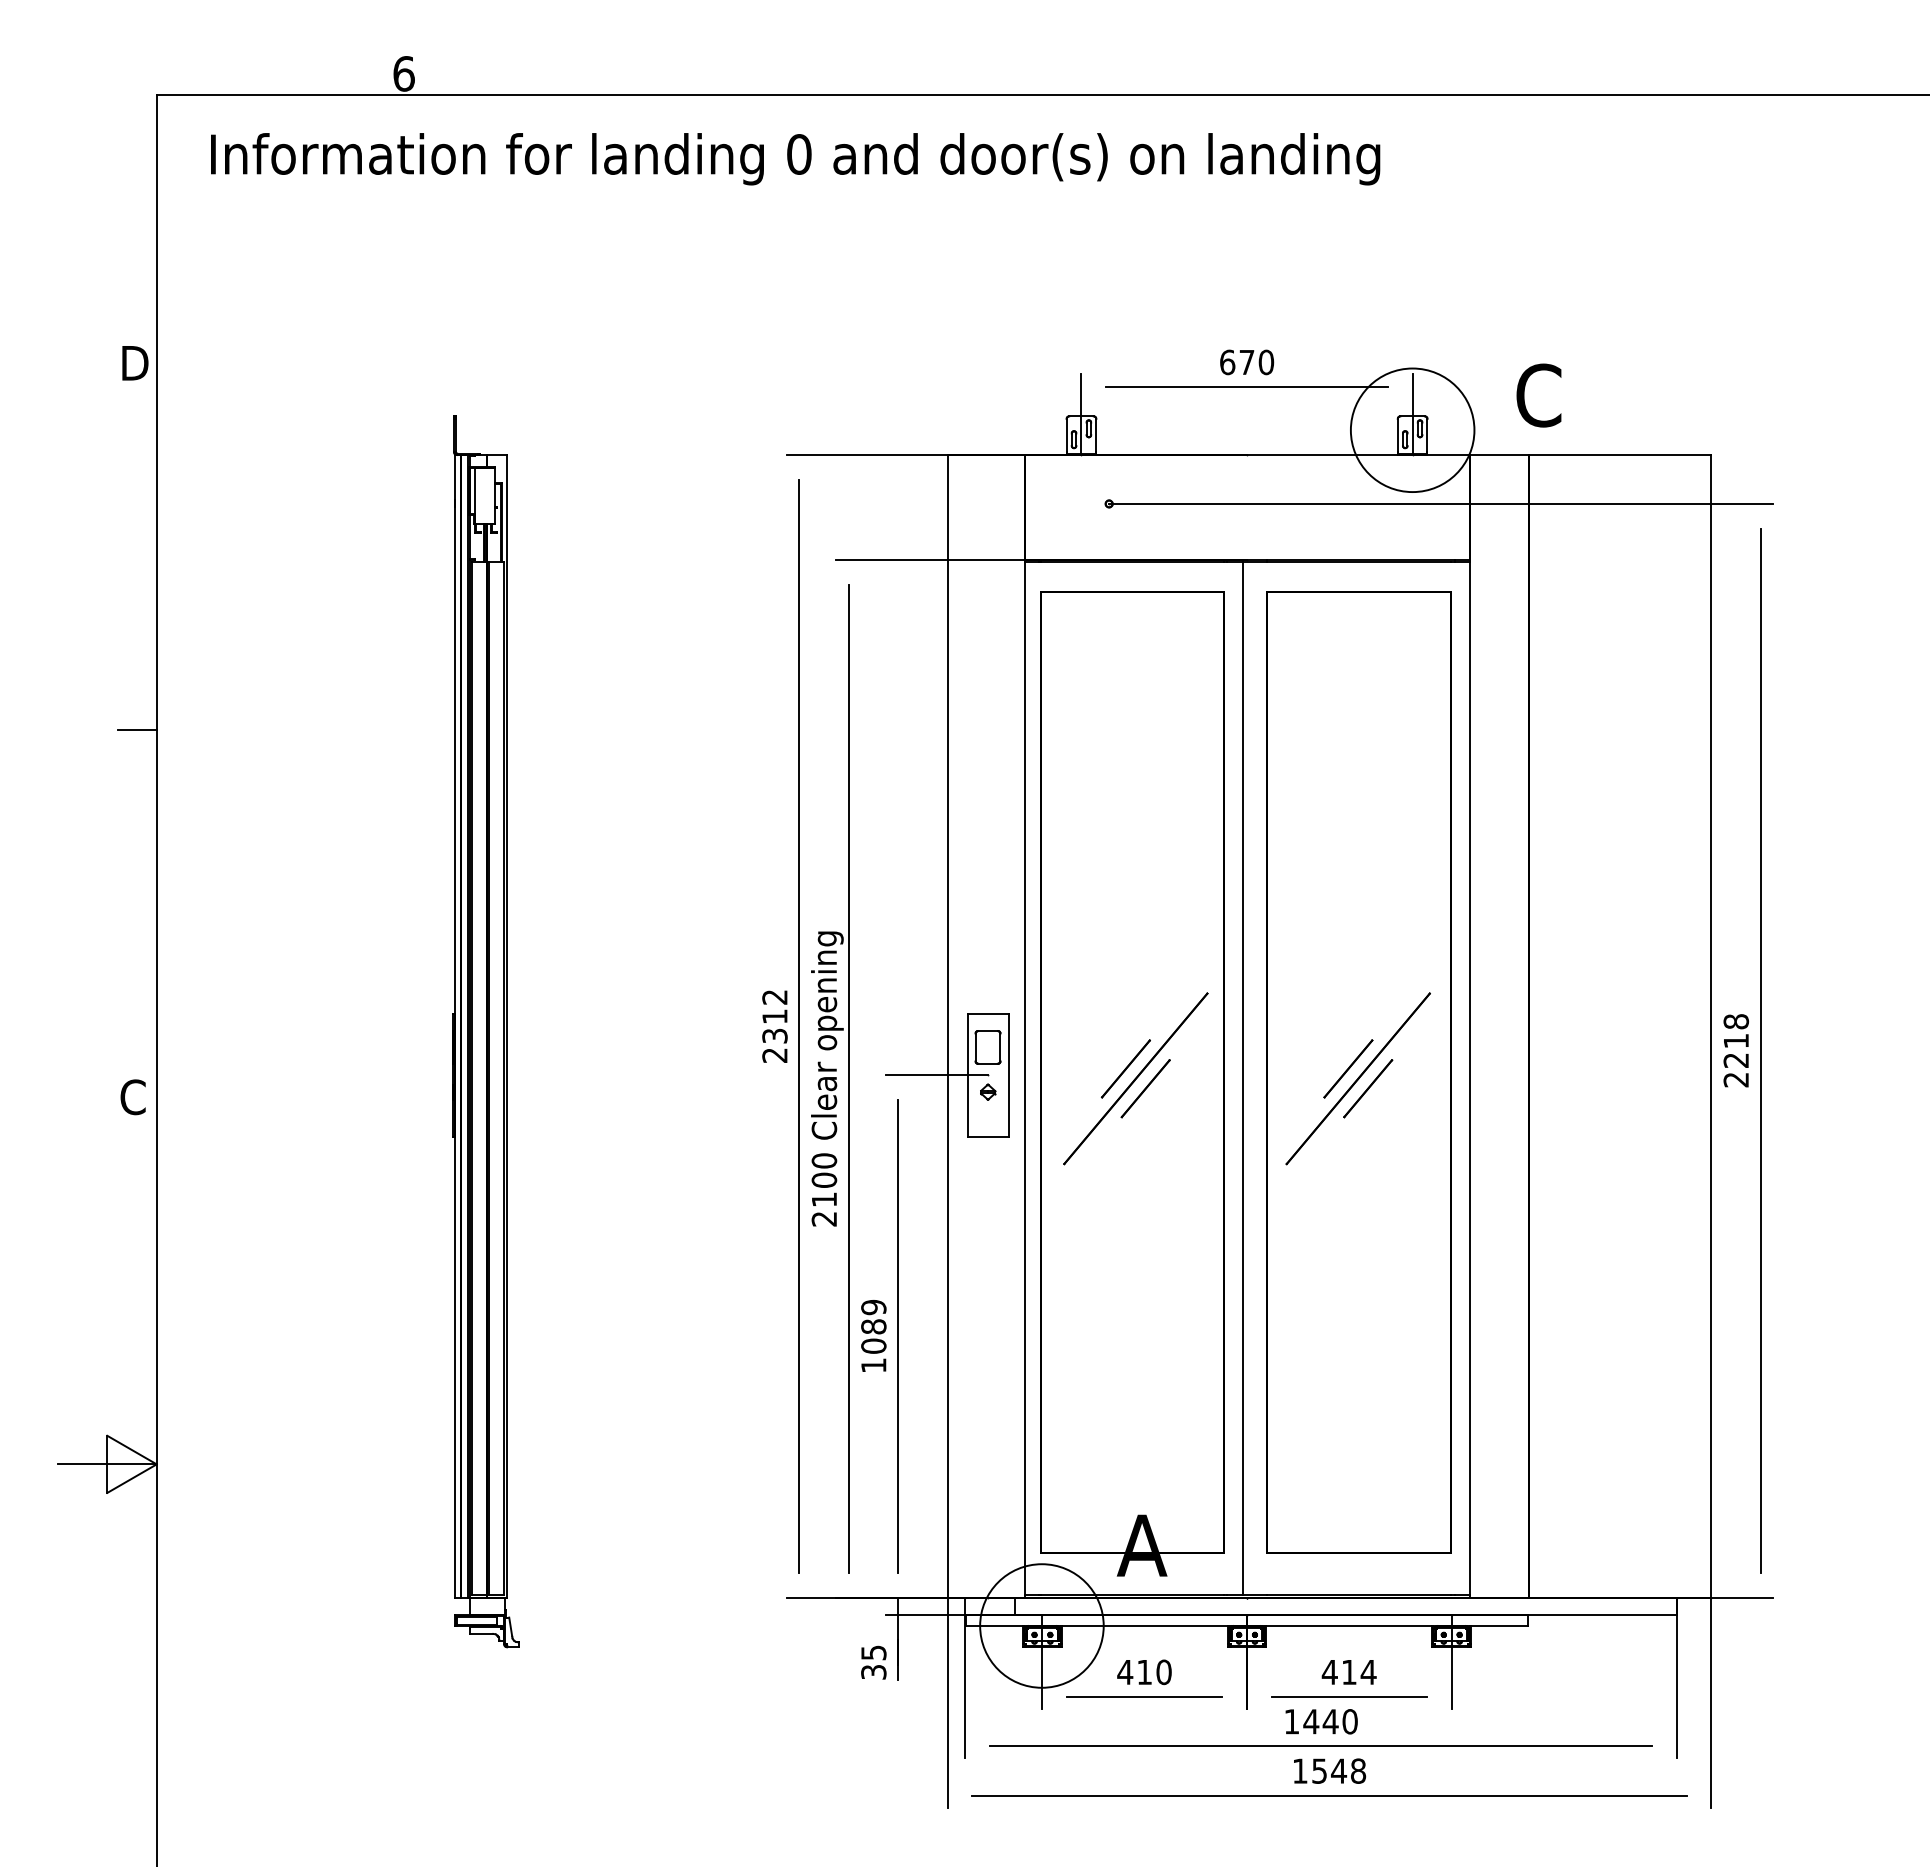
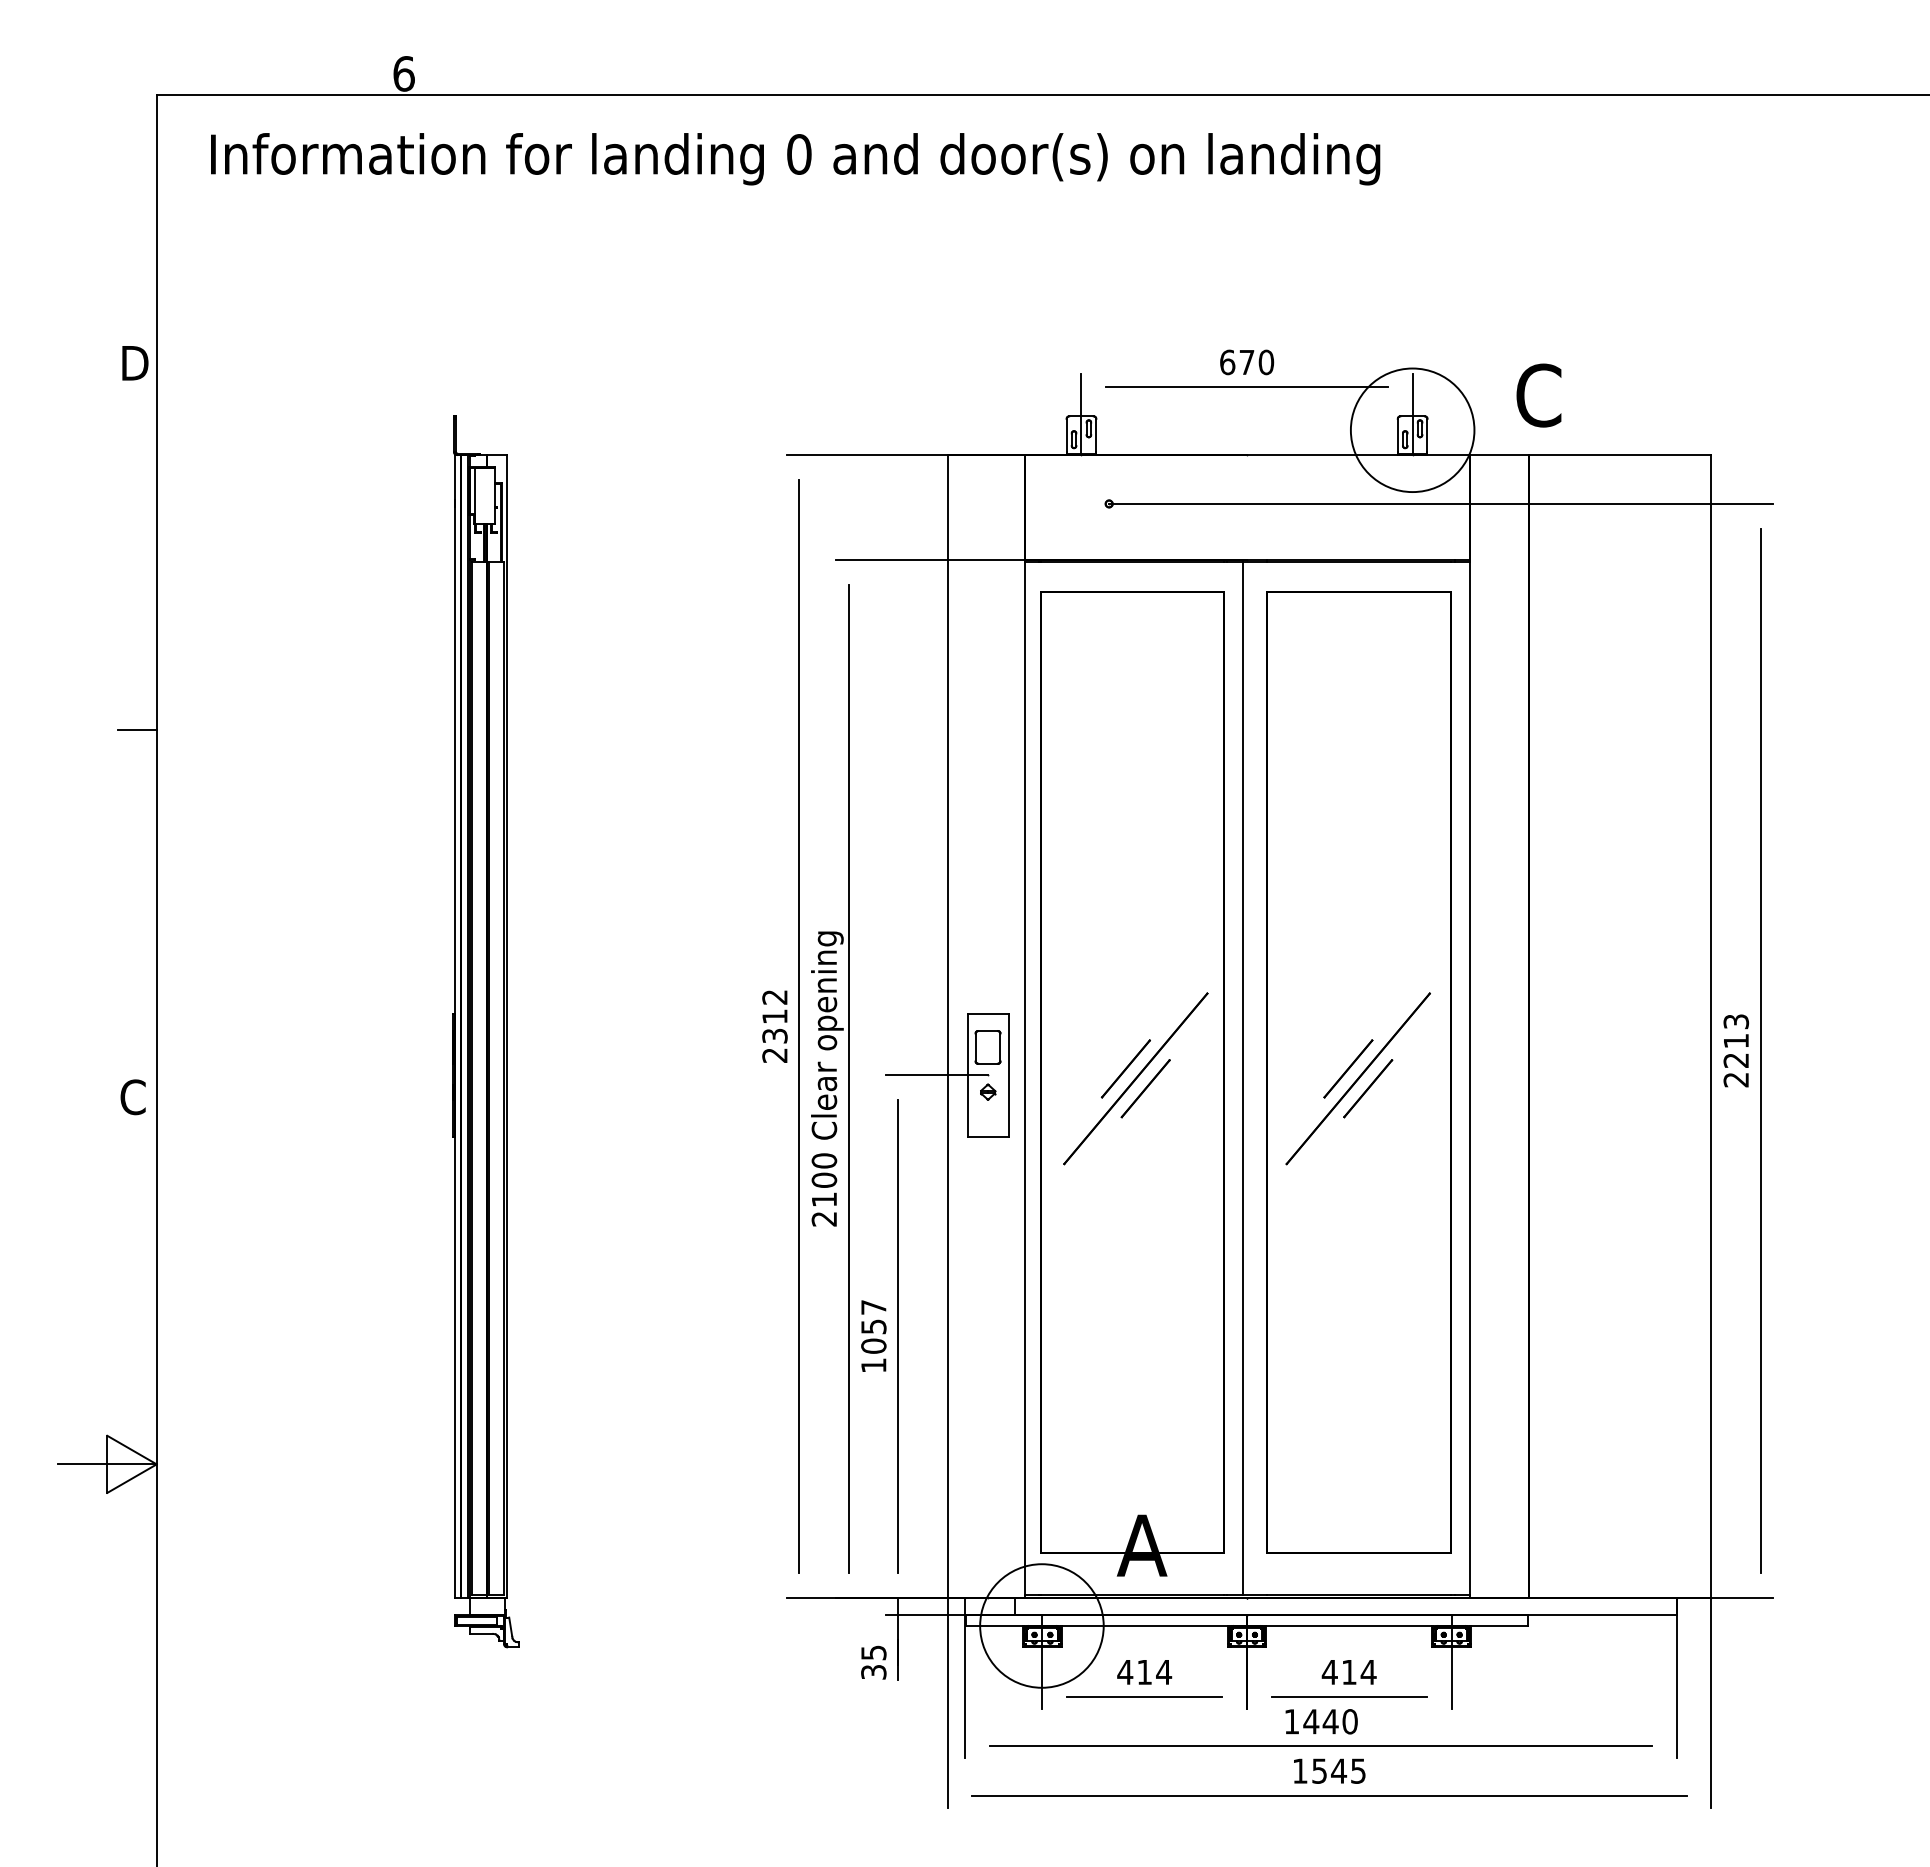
text: 2218 -> 2213 (1736, 1021)
text: 1089 -> 1057 (873, 1316)
text: 410 -> 414 (1164, 1672)
text: 1548 -> 1545 (1358, 1770)
